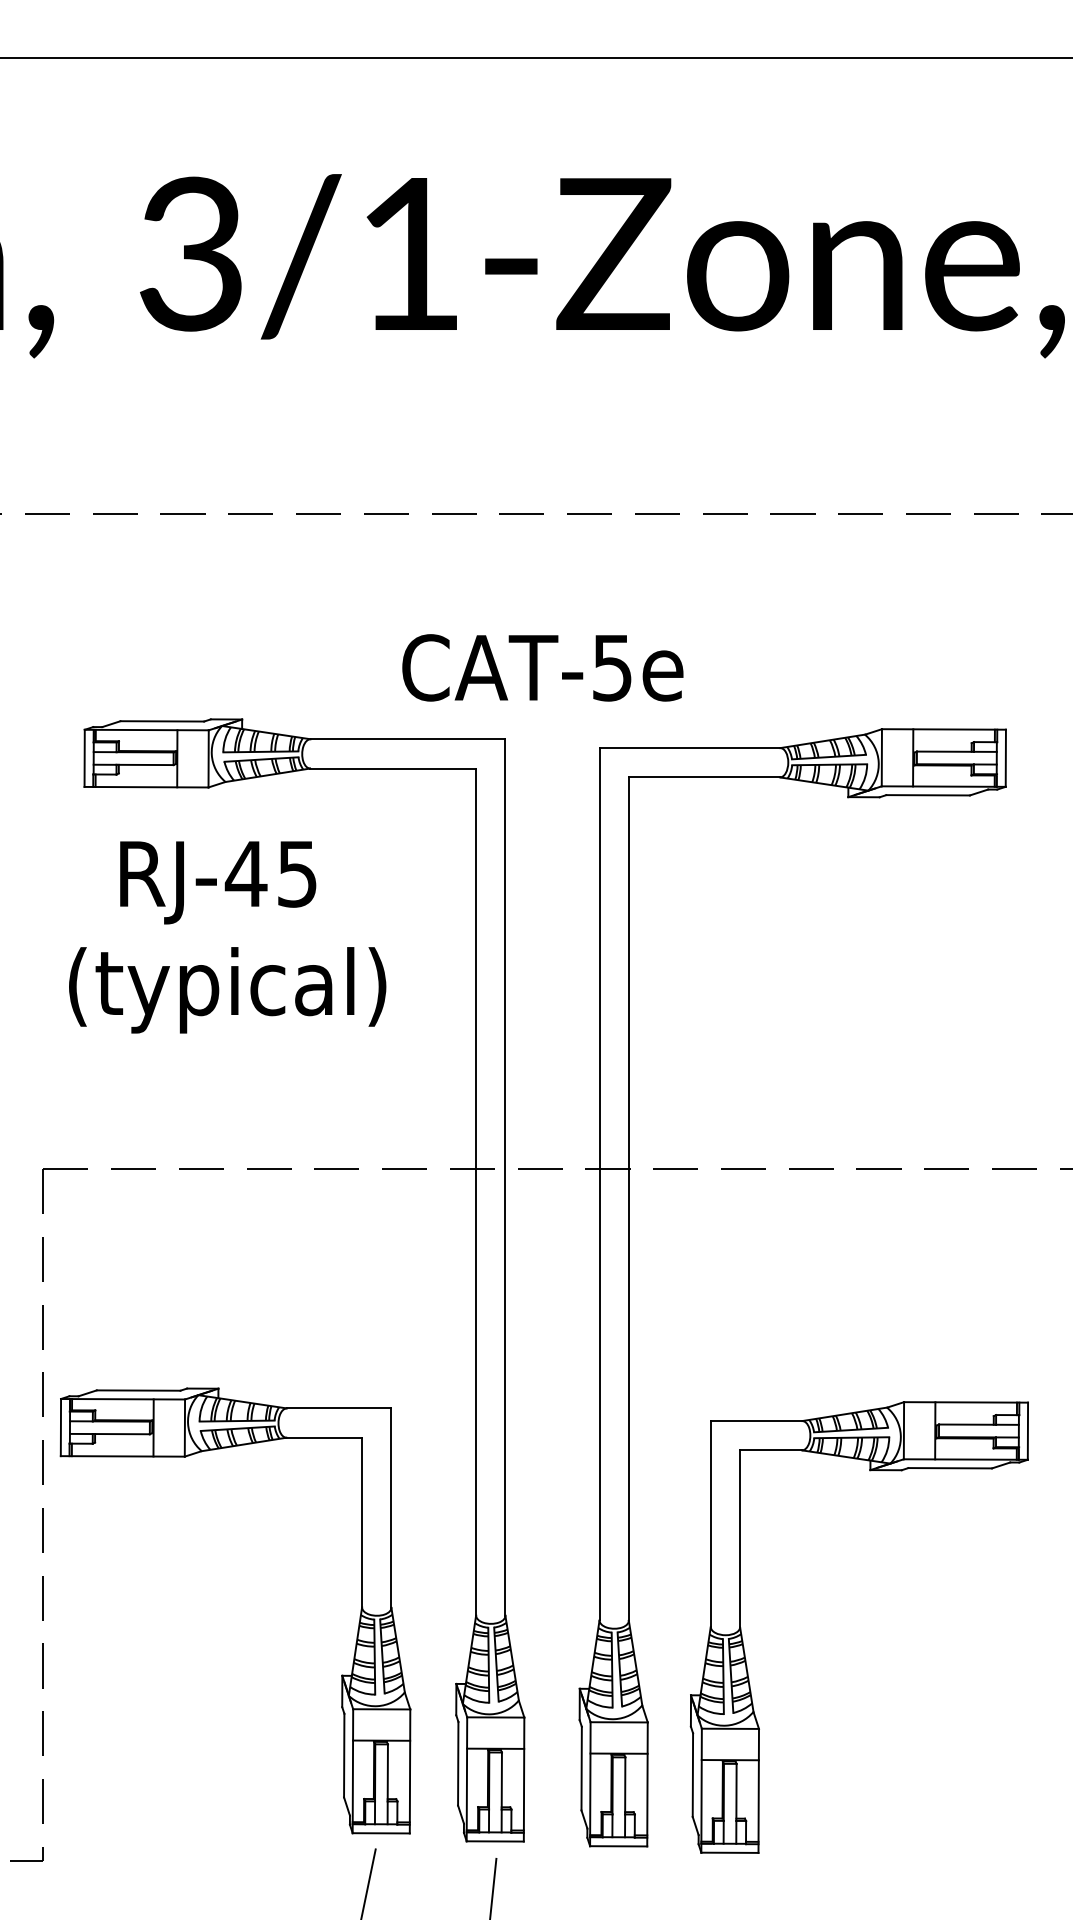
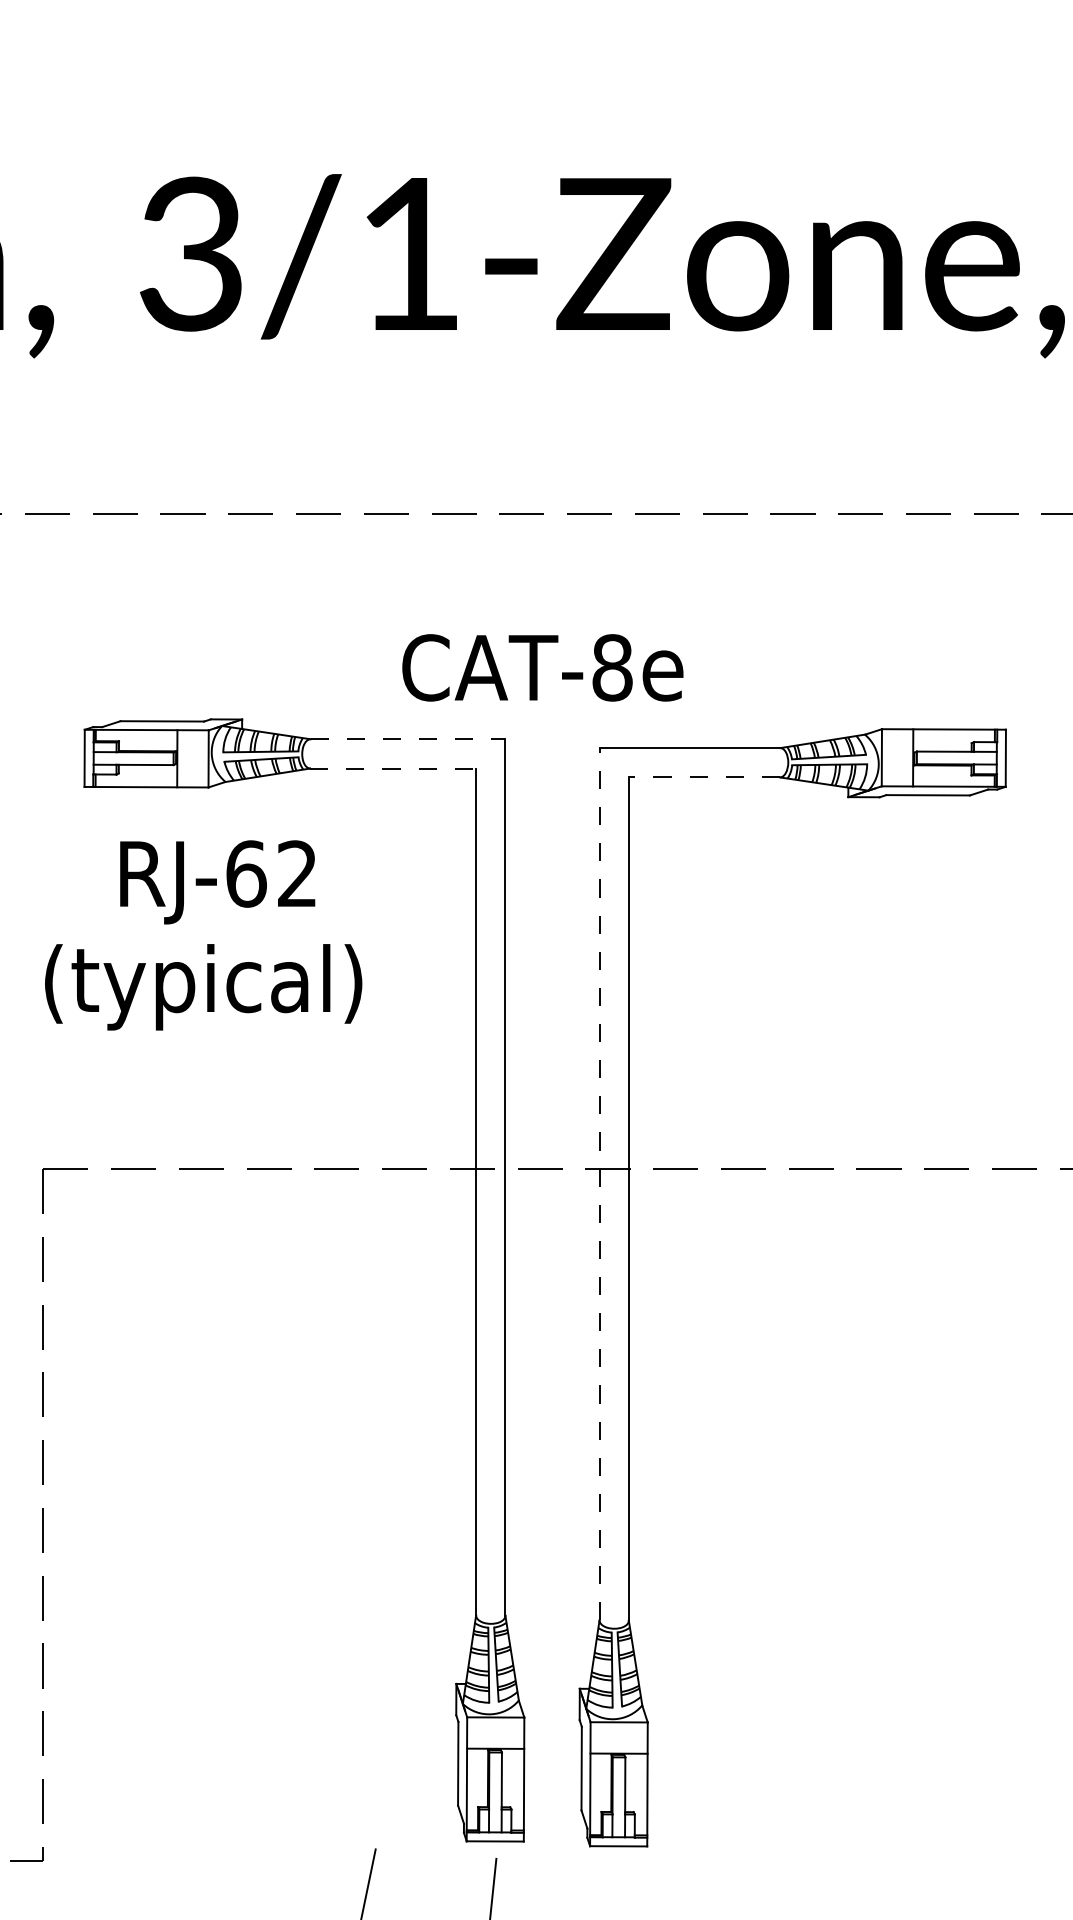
line: present -> none (535, 57)
text: CAT-5e -> CAT-8e (612, 667)
line: solid -> dashed (408, 739)
line: solid -> dashed (393, 768)
line: solid -> dashed (704, 777)
text: RJ-45 -> RJ-62 (270, 873)
text position: (227, 990) -> (203, 987) (203, 987)
line: solid -> dashed (599, 1183)
part: present -> none (357, 1629)
part: present -> none (744, 1646)
